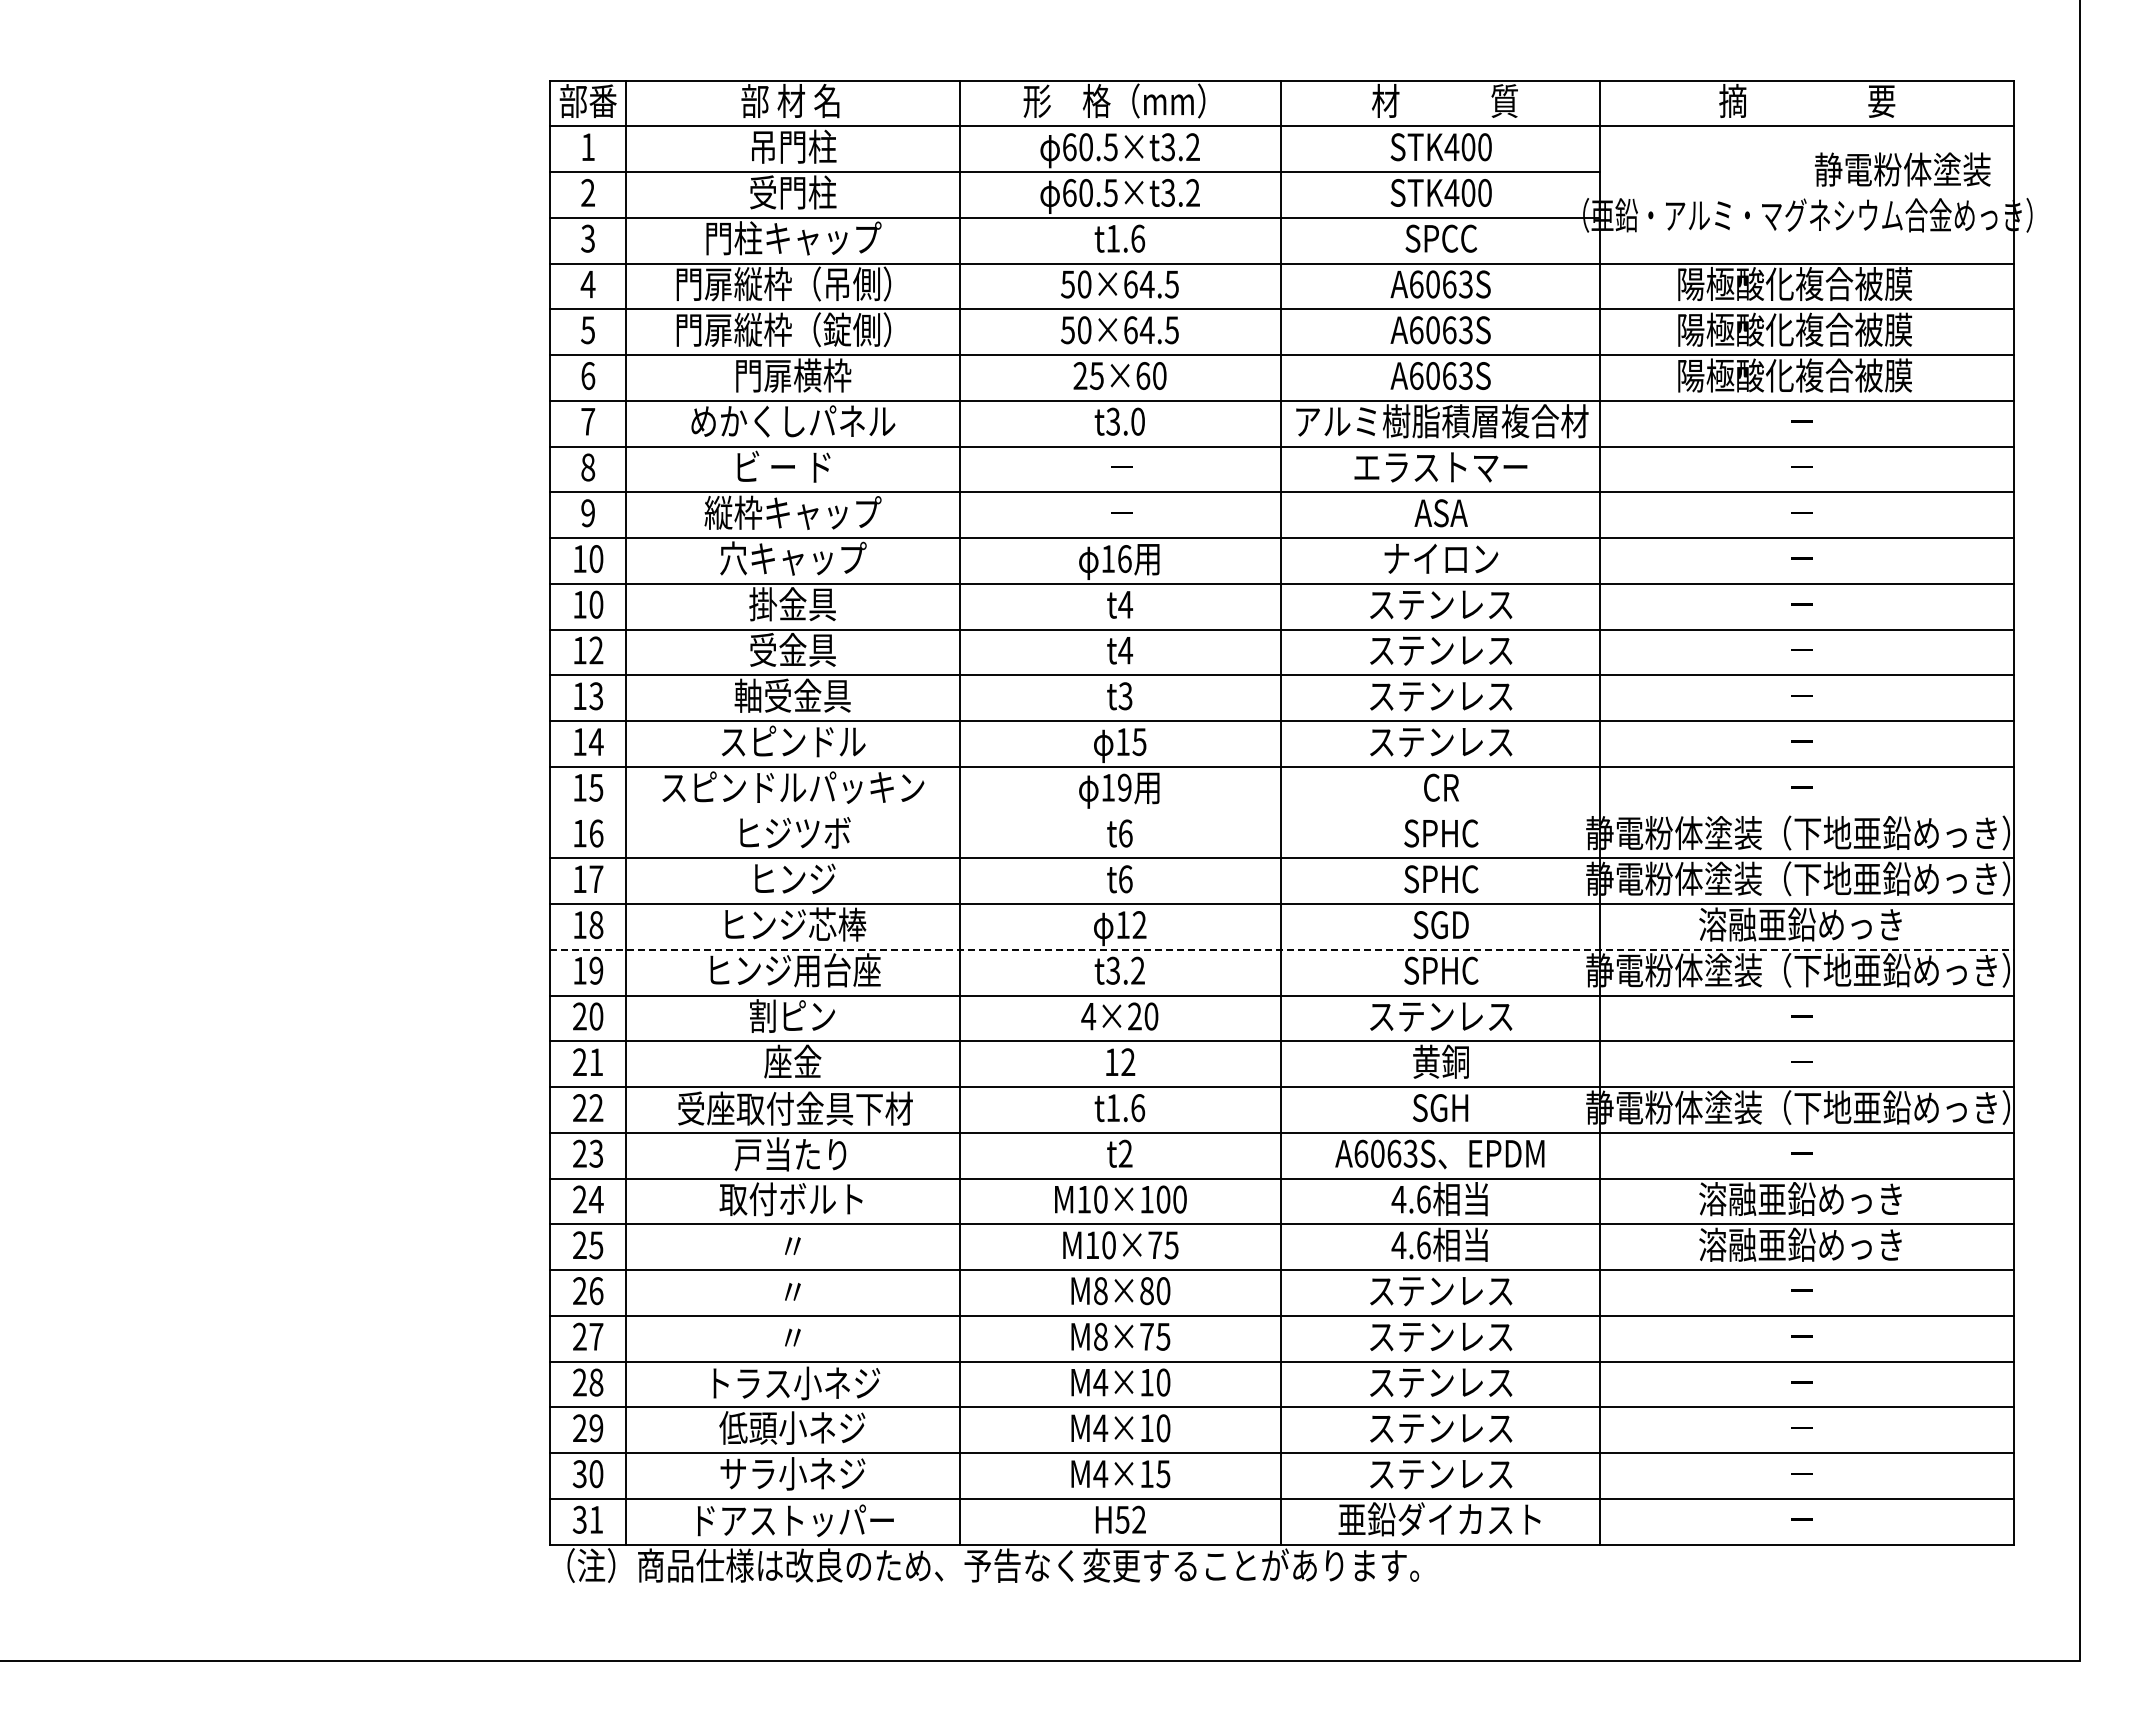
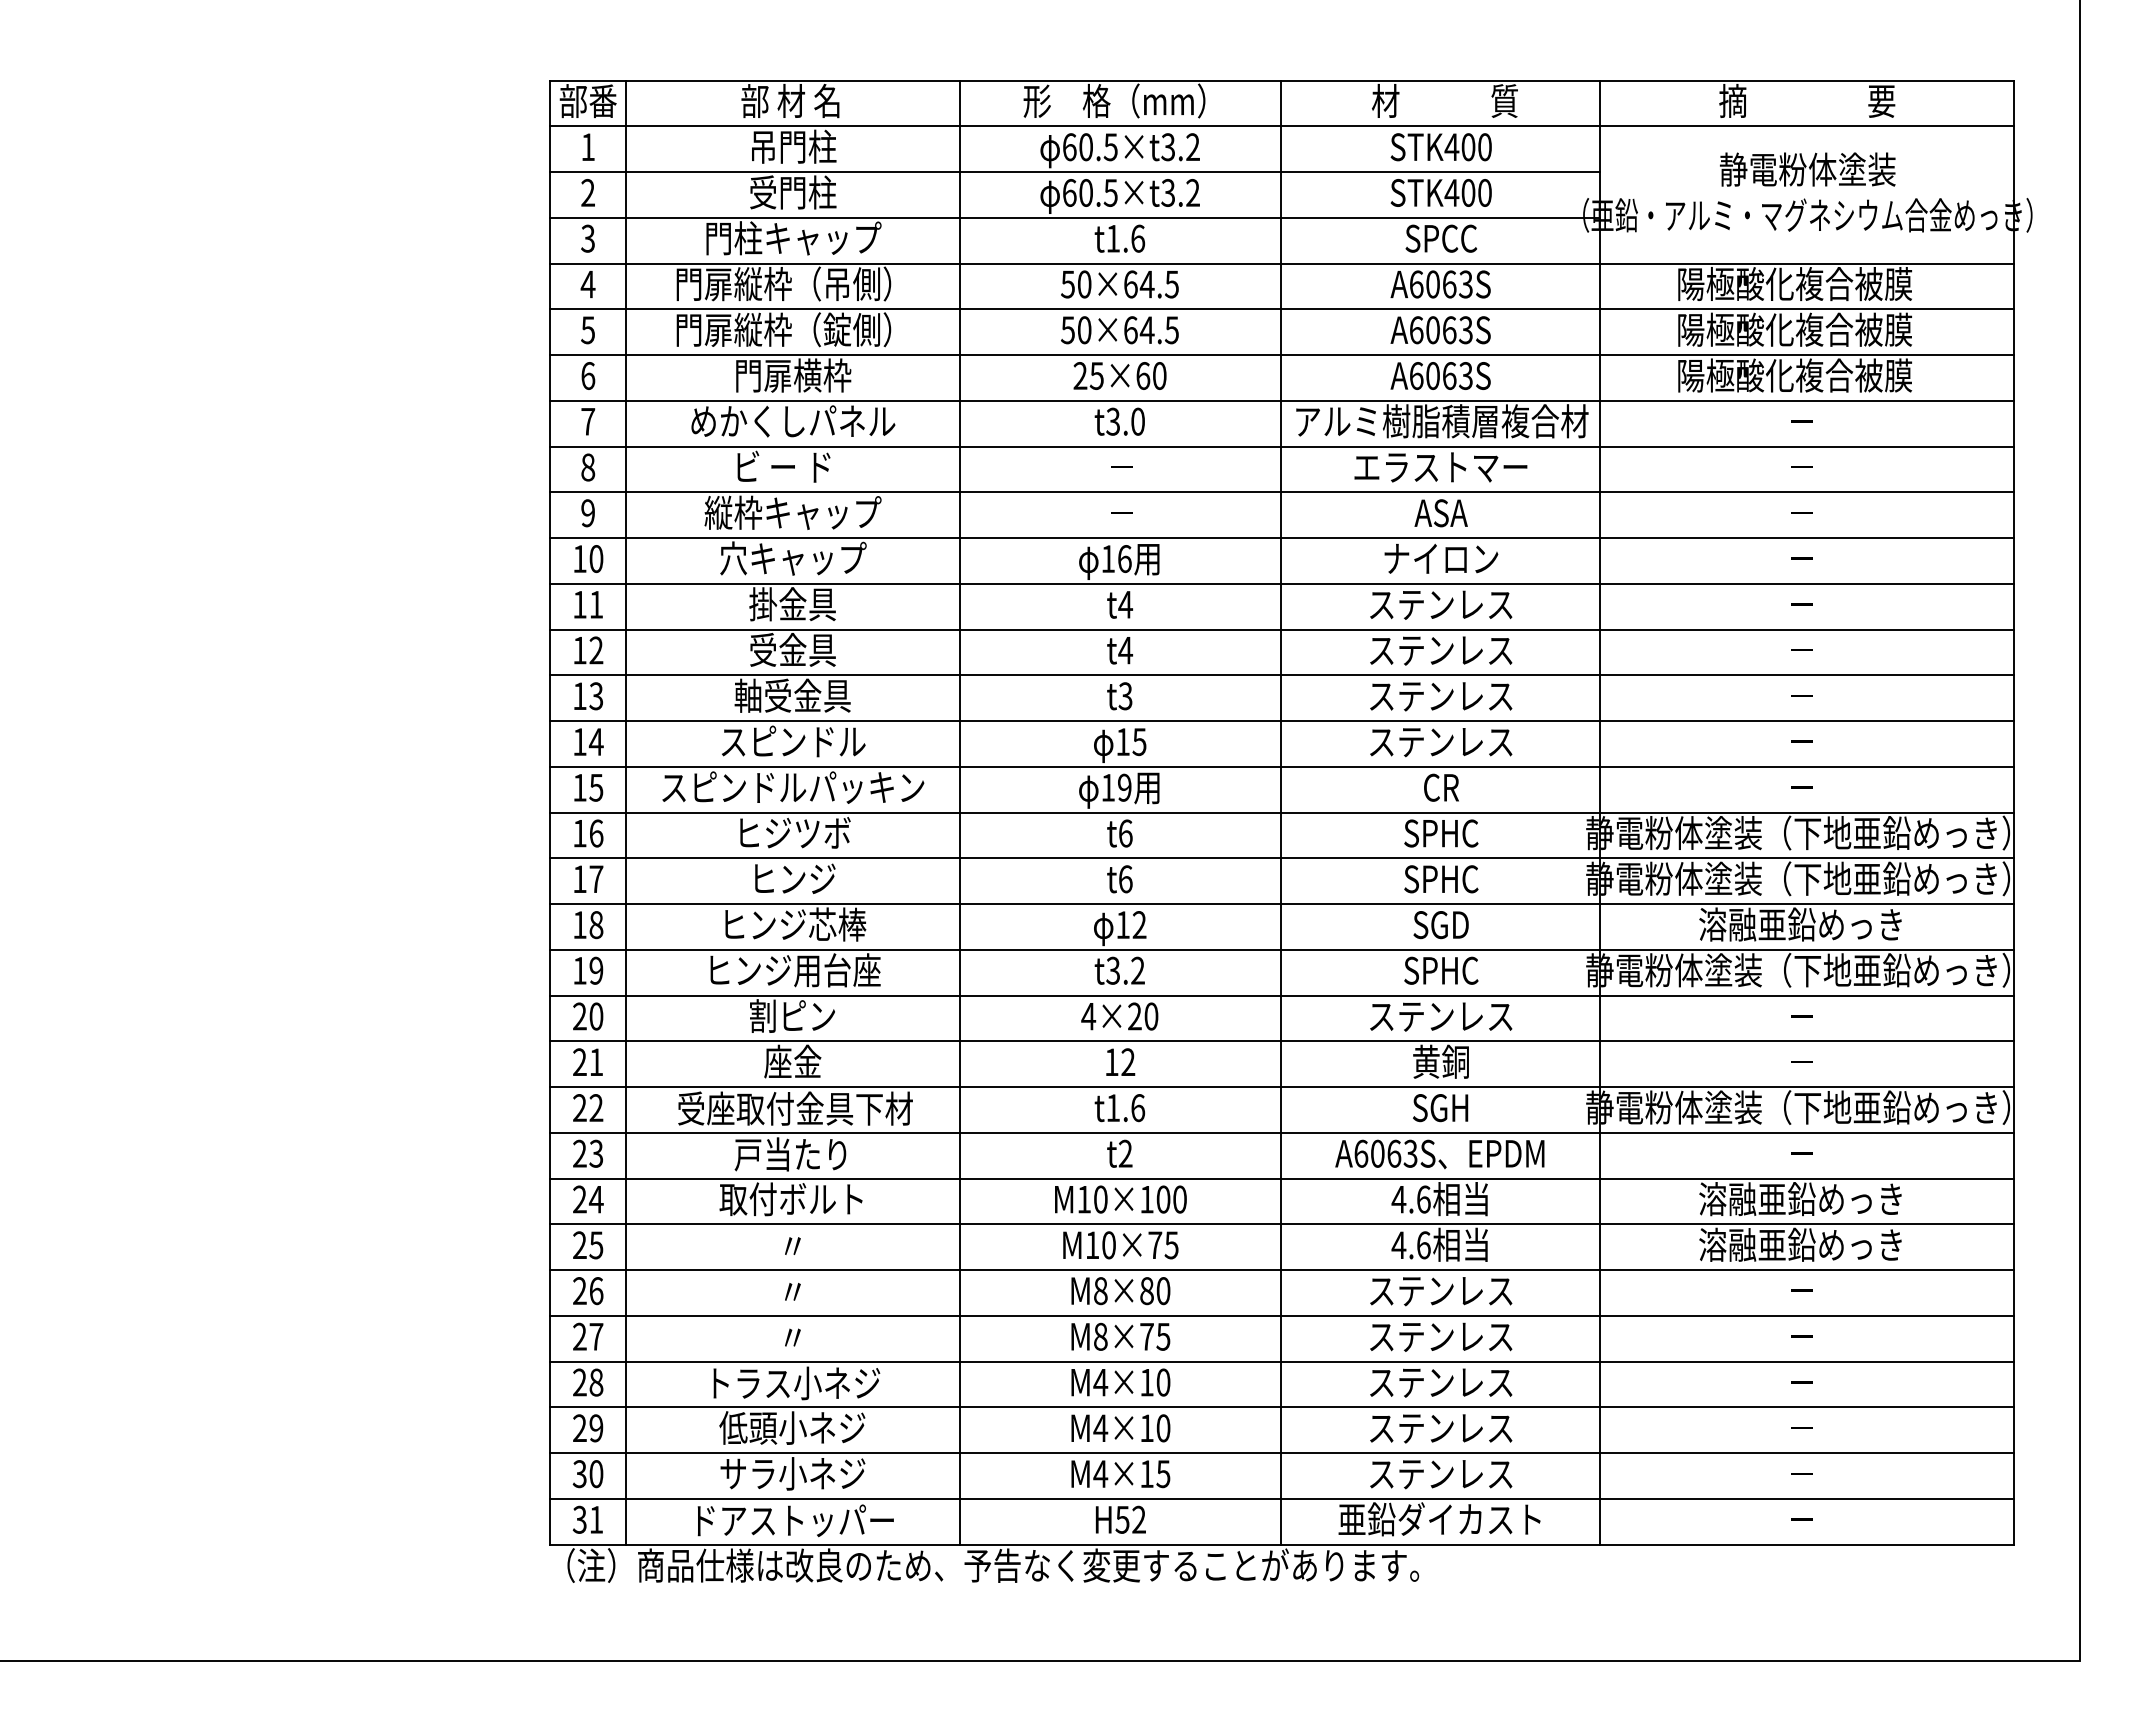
text position: (1902, 169) -> (1807, 169) (1807, 169)
text: 10 -> 11 (596, 604)
line: none -> present (1281, 812)
line: dashed -> solid (1282, 949)
